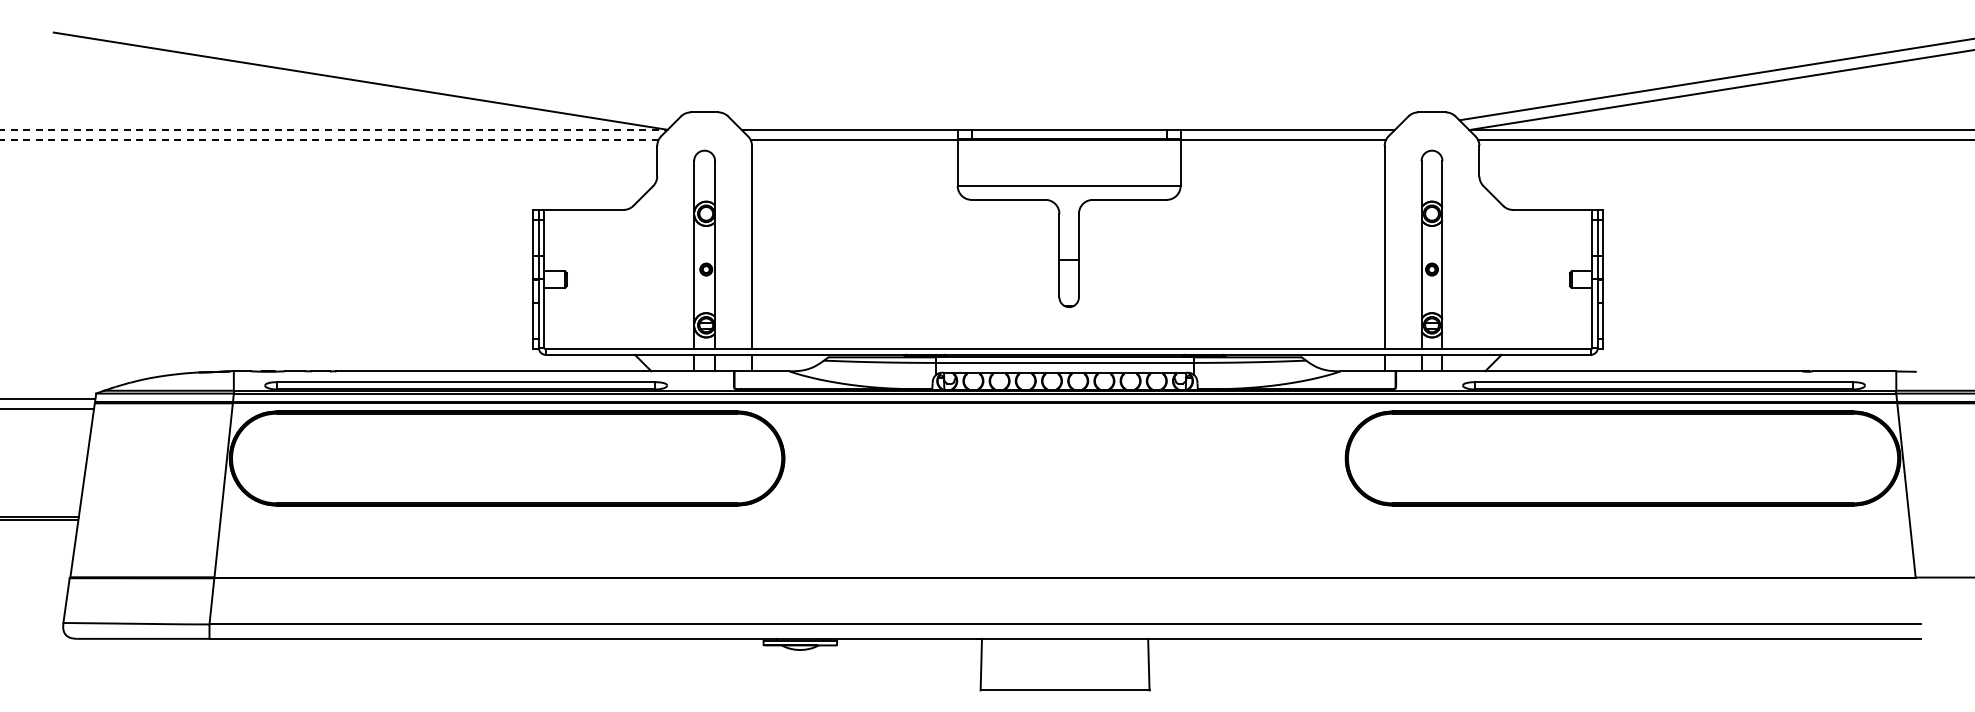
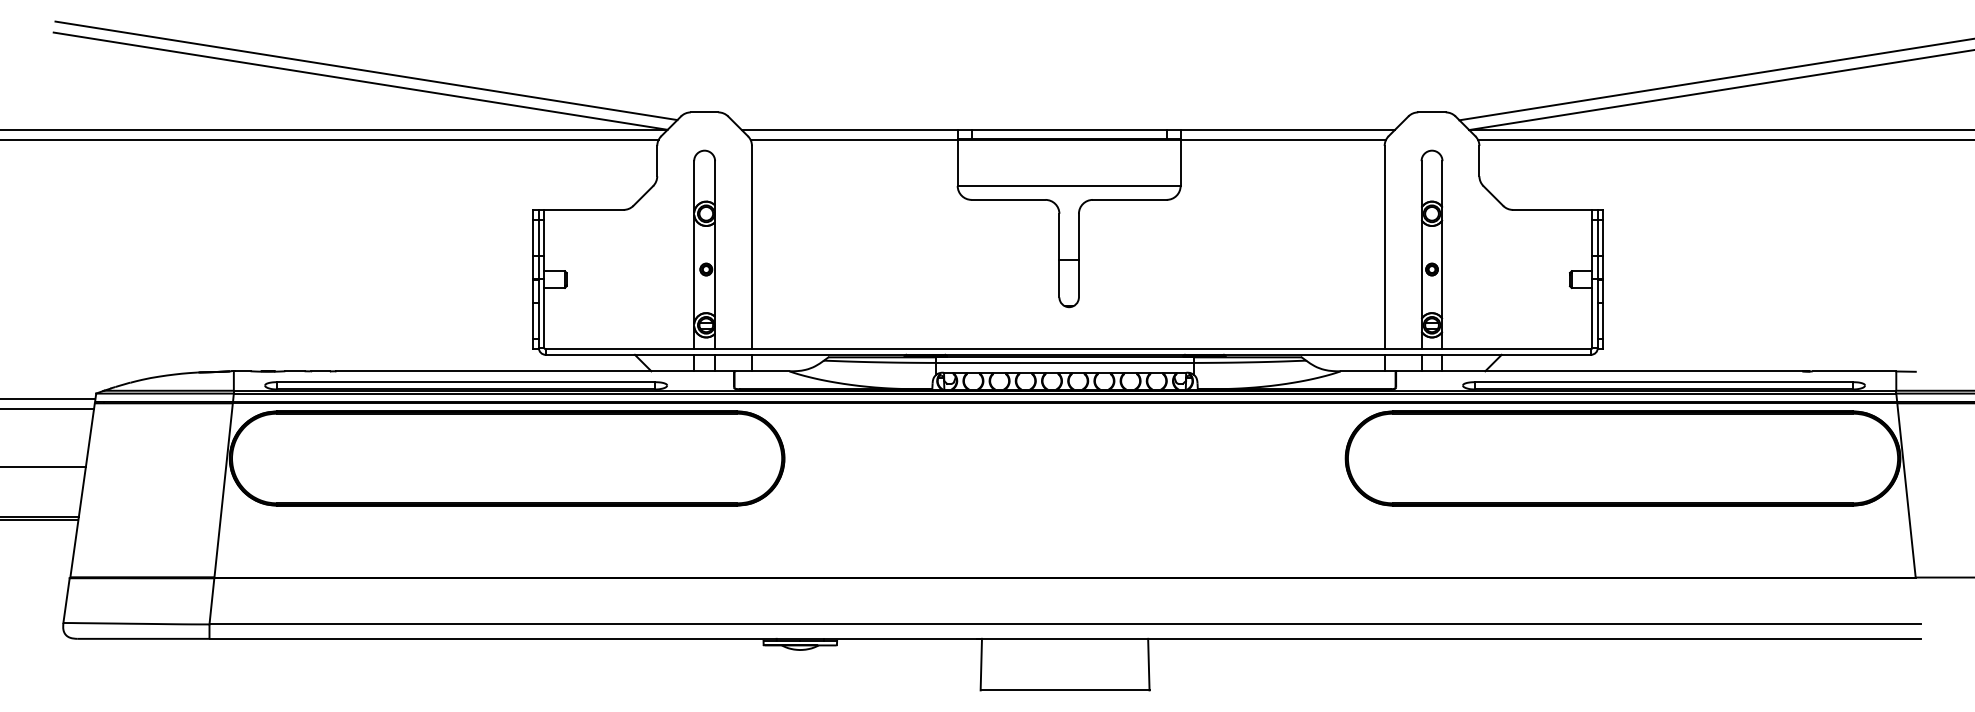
line: none -> present (366, 70)
line: dashed -> solid (334, 130)
line: dashed -> solid (329, 139)
line: none -> present (43, 466)
